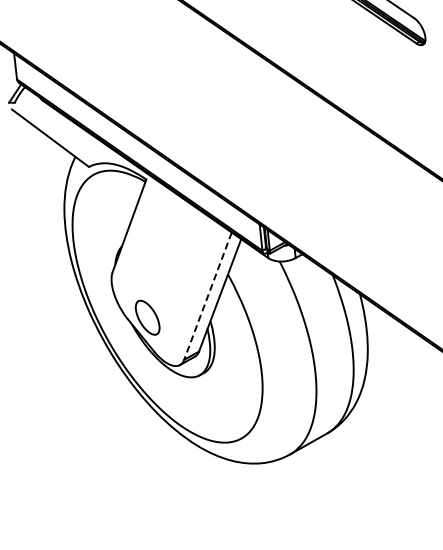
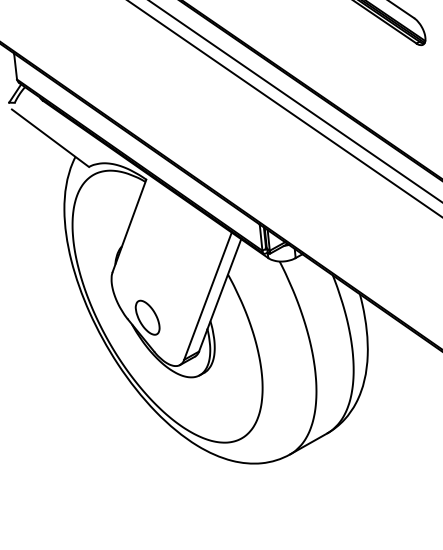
line: none -> present (295, 101)
line: none -> present (284, 108)
line: dashed -> solid (207, 296)
